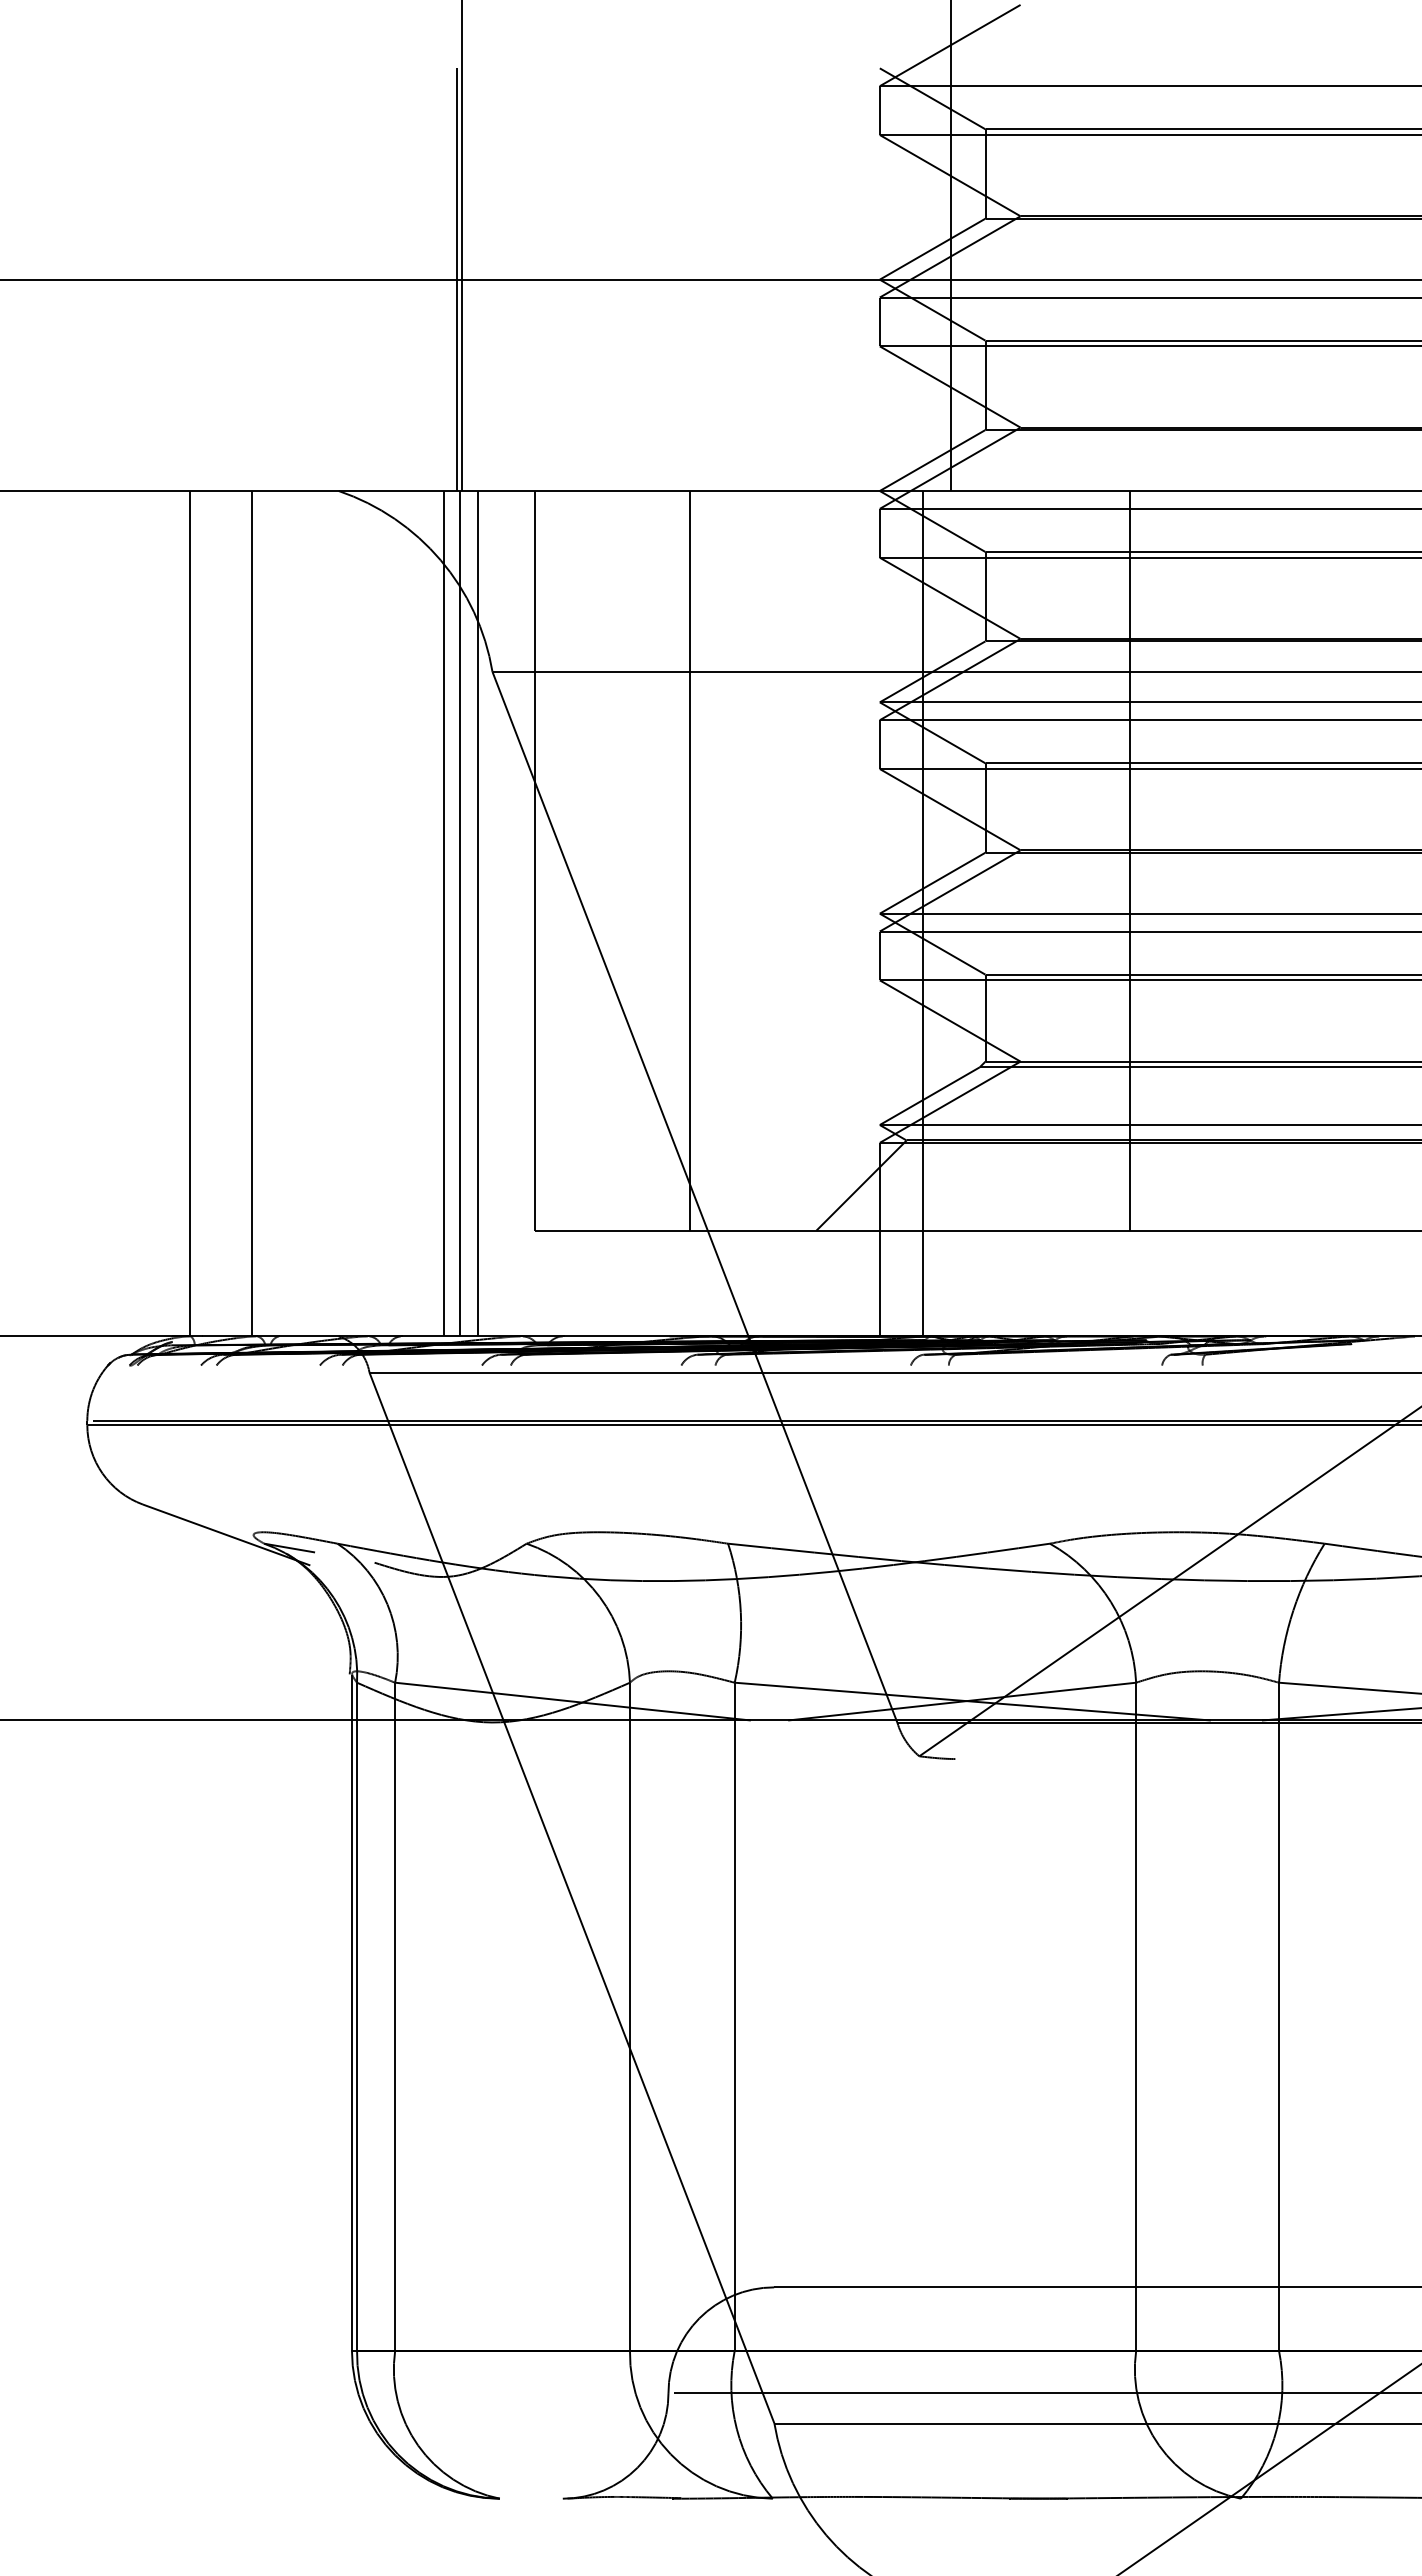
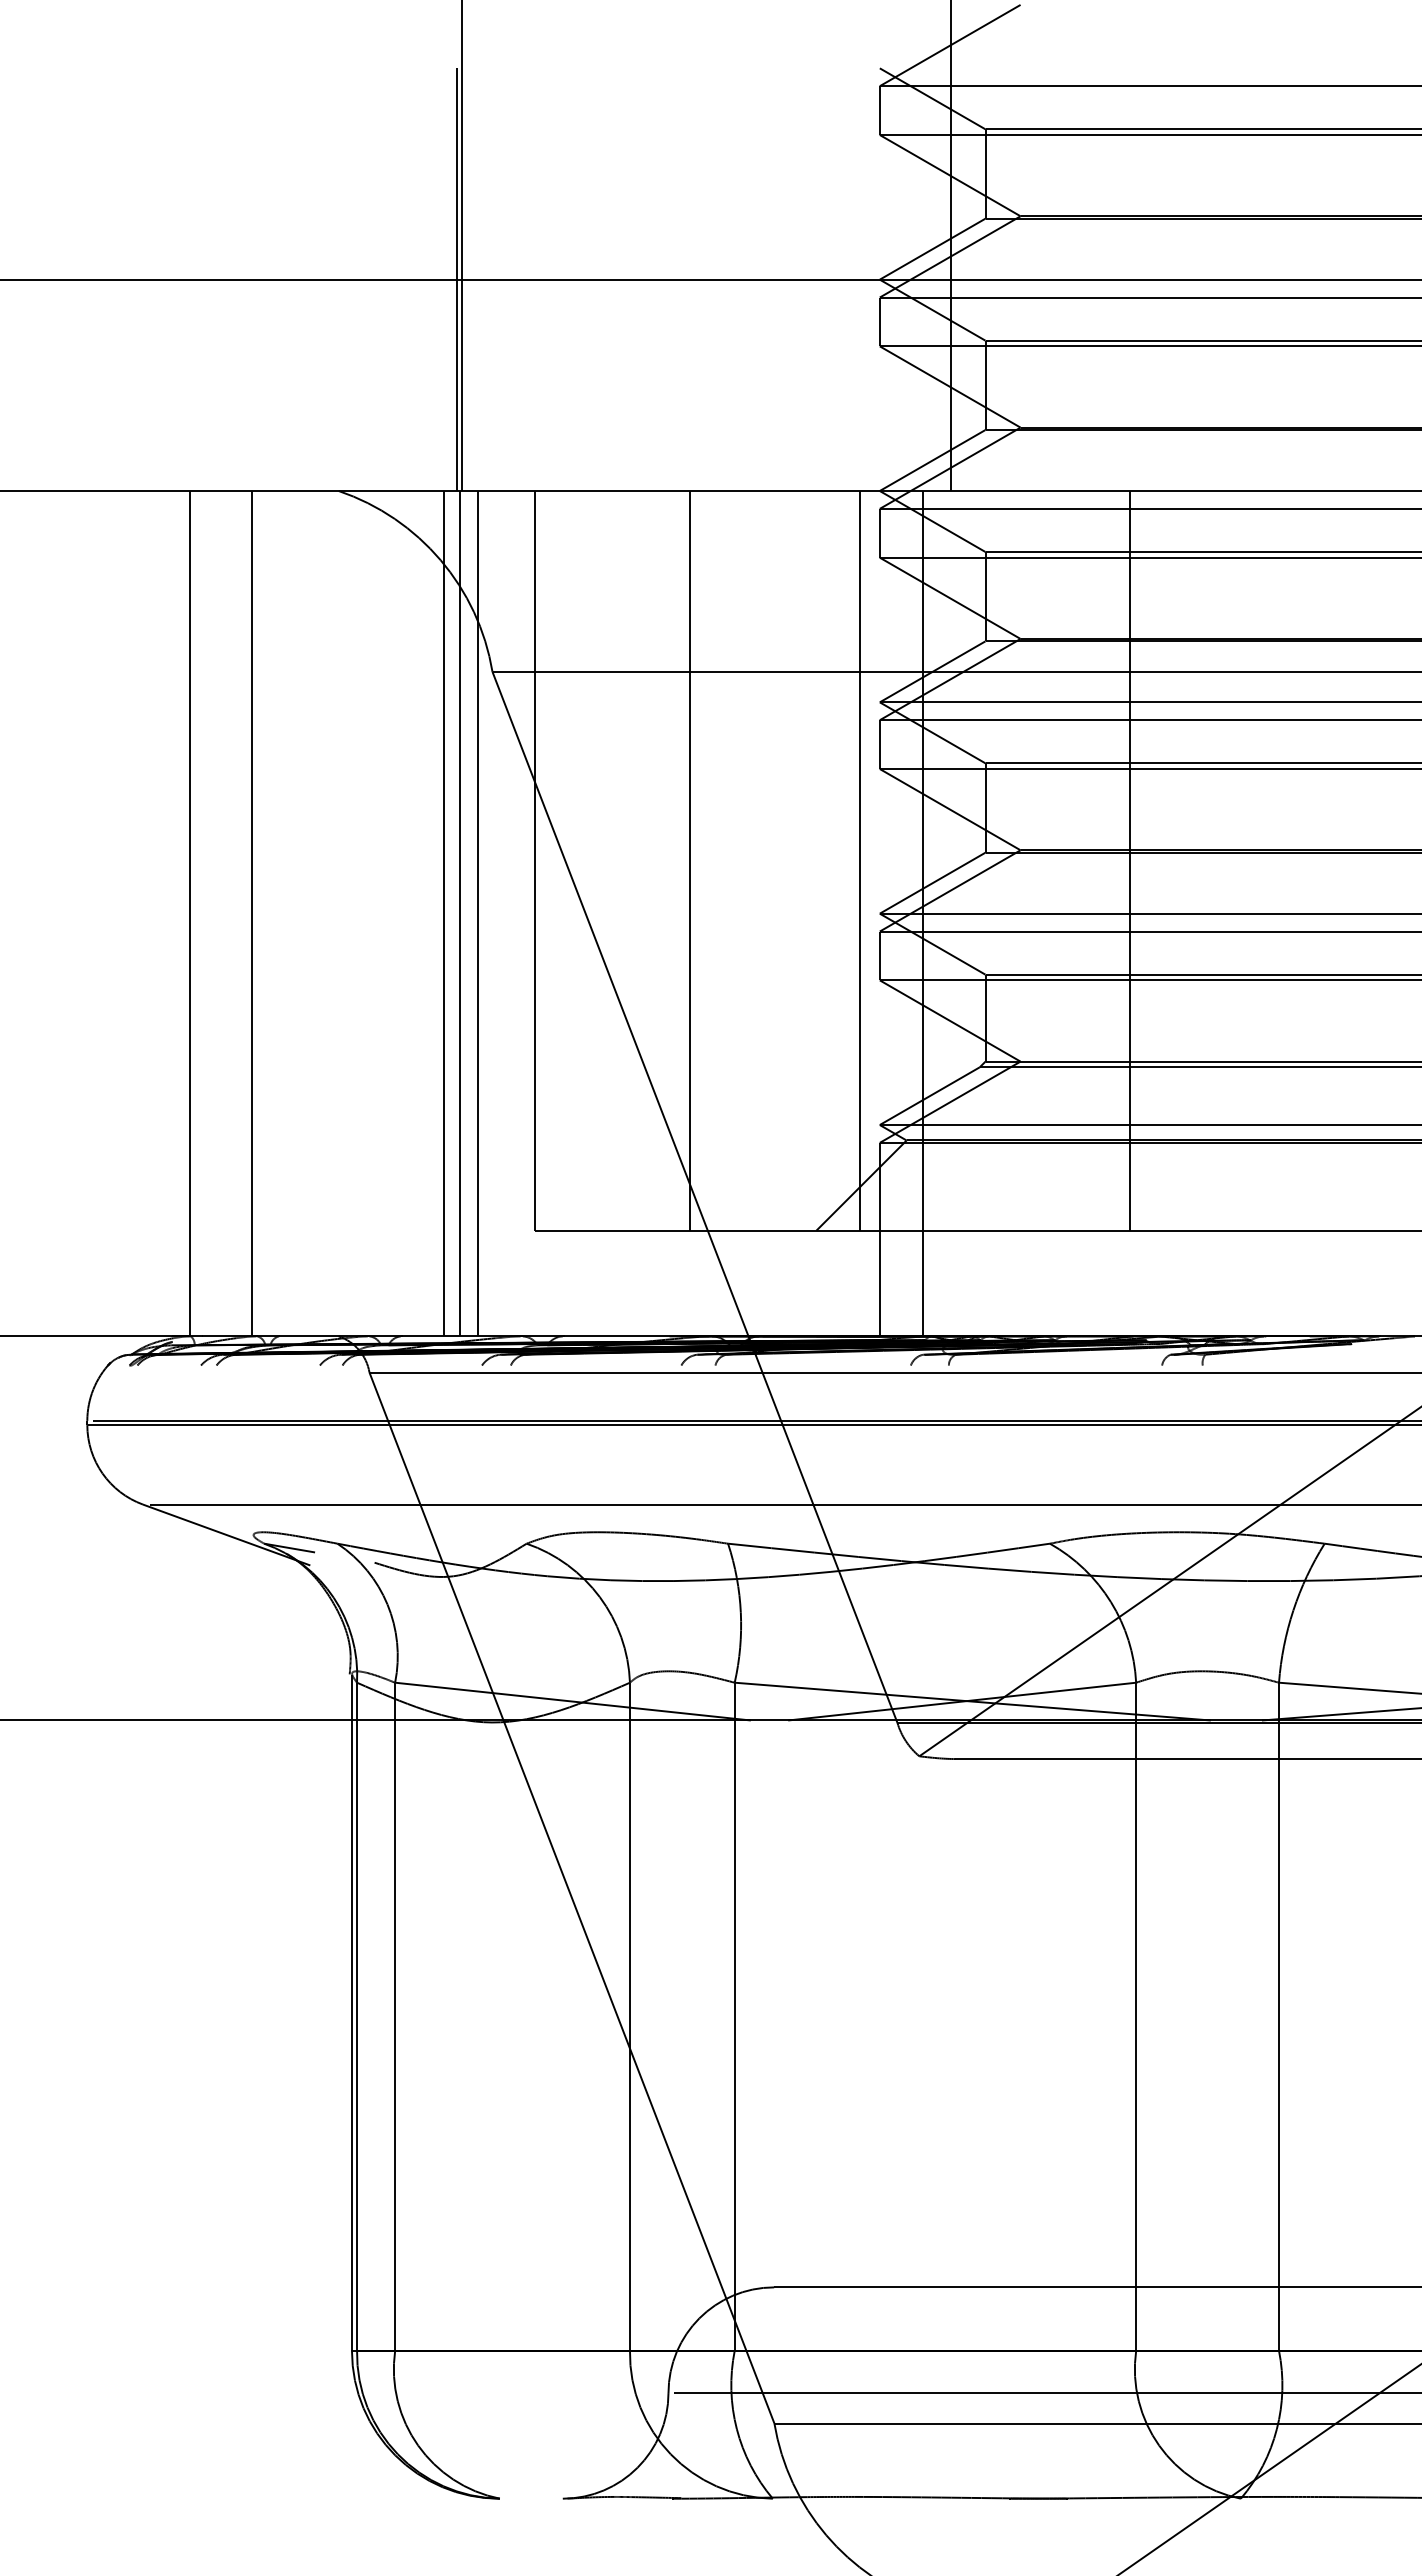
line: none -> present (860, 860)
line: none -> present (783, 1504)
line: none -> present (1186, 1759)
